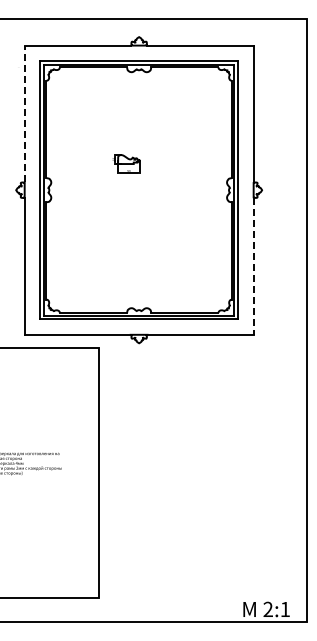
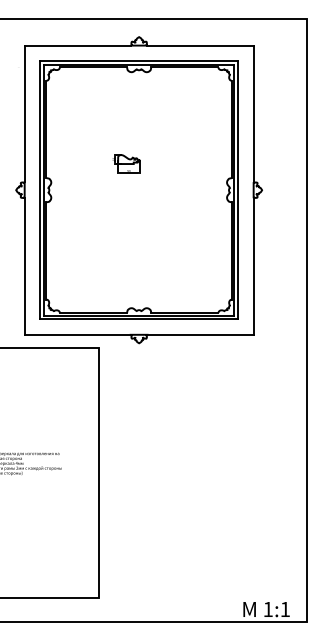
line: dashed -> solid (24, 113)
line: dashed -> solid (253, 267)
text: 2:1 -> 1:1 (267, 608)
